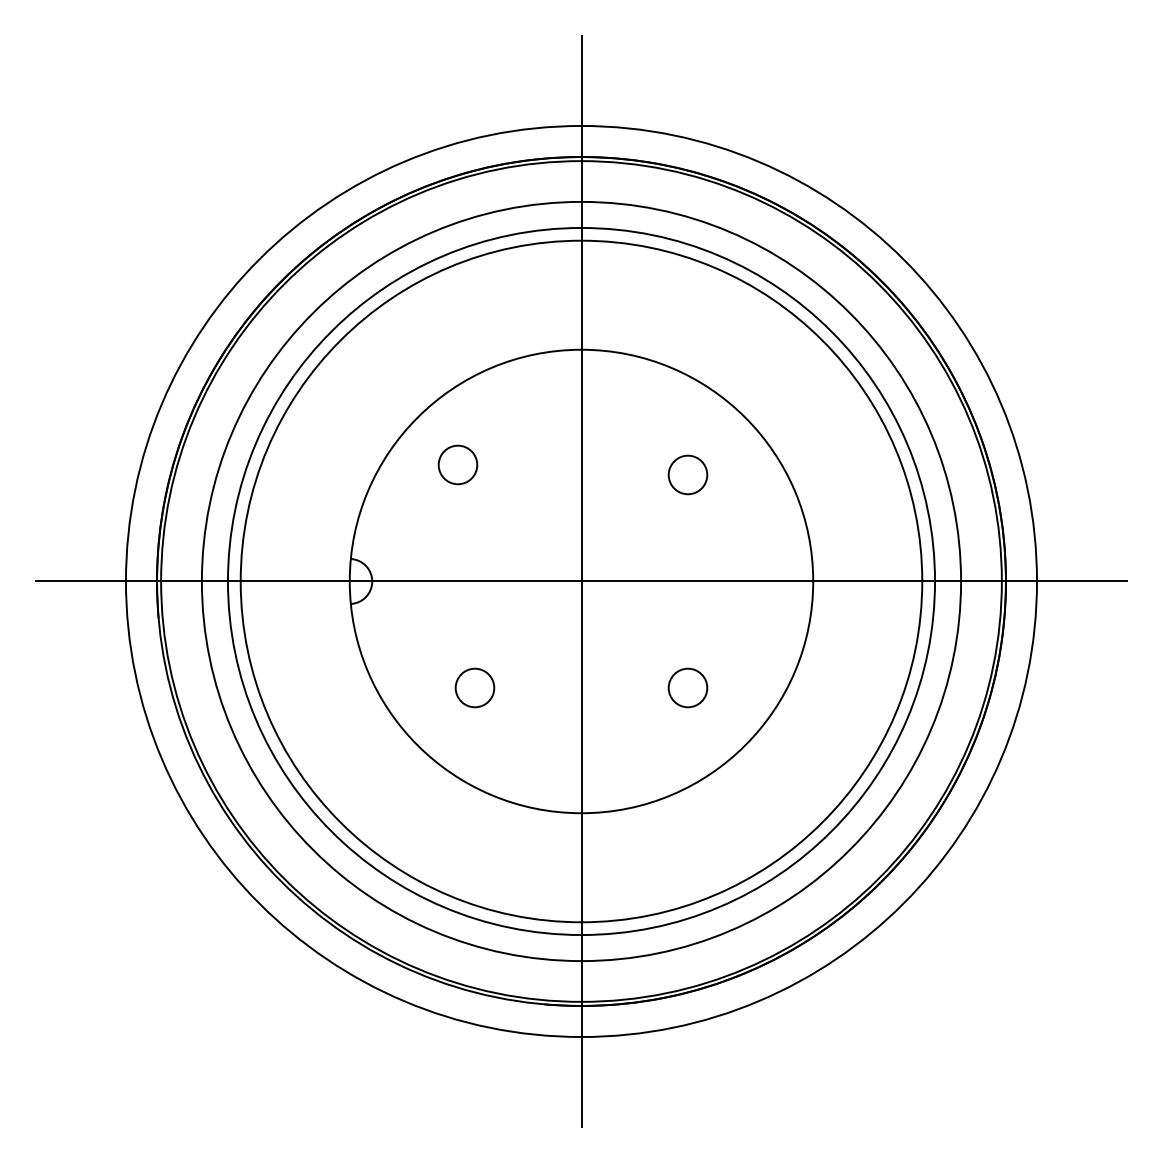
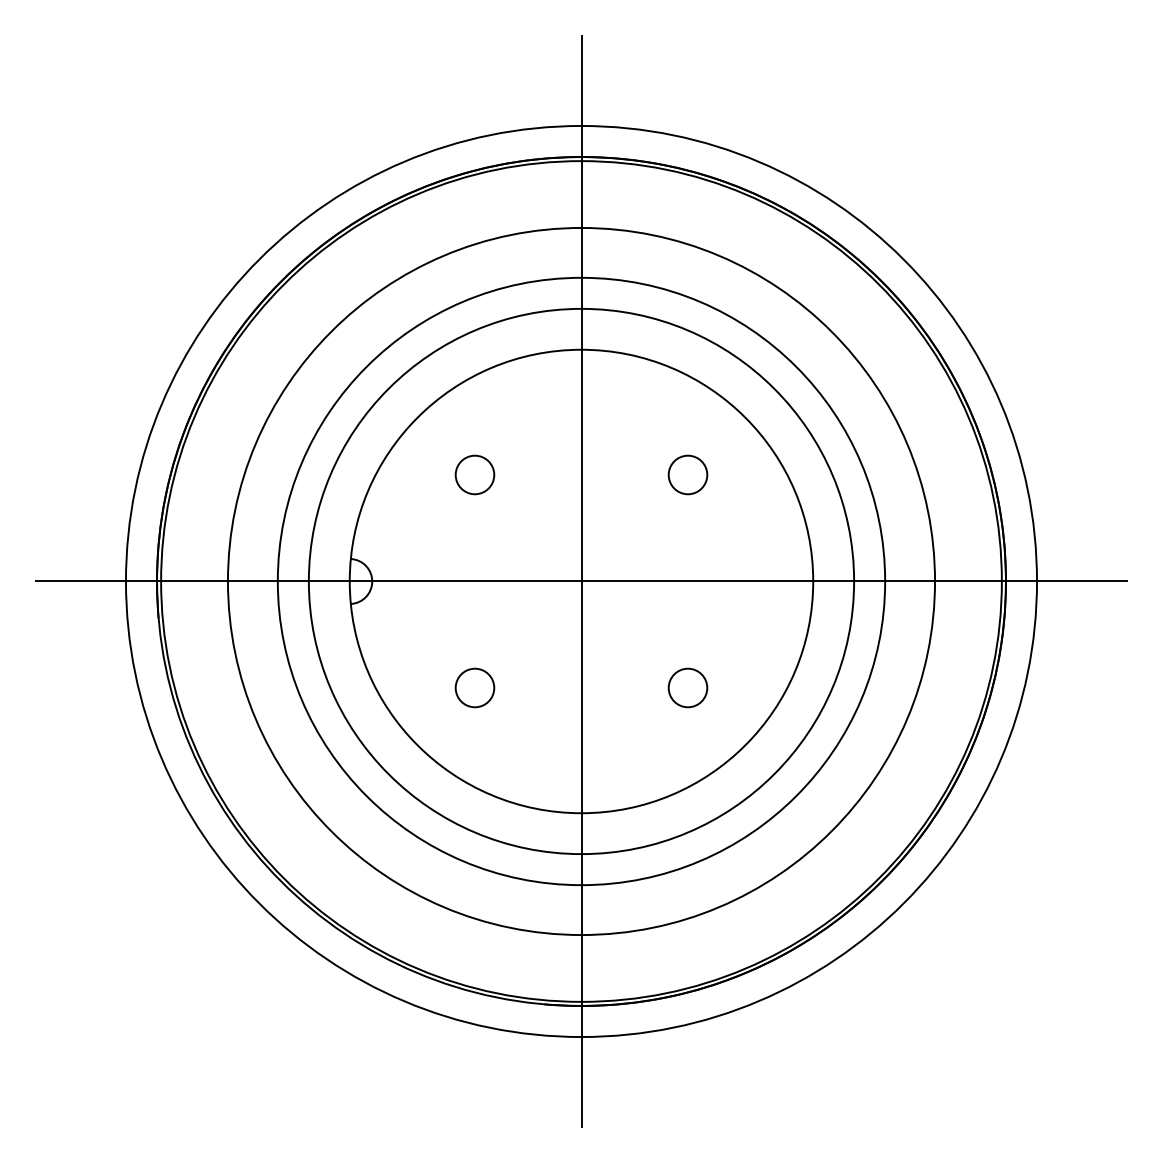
circle position: (457, 464) -> (474, 474) (474, 474)
circle diameter: 682 px -> 545 px (581, 581)
circle diameter: 759 px -> 607 px (581, 581)
